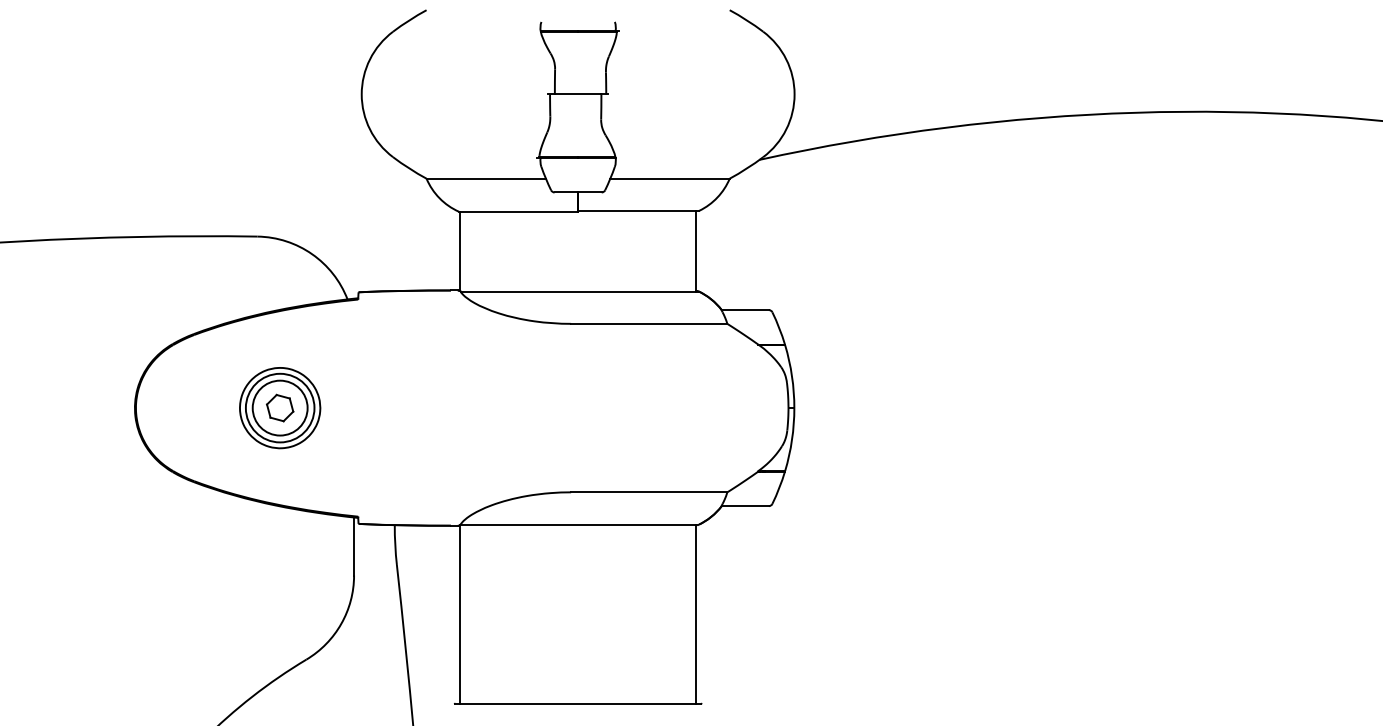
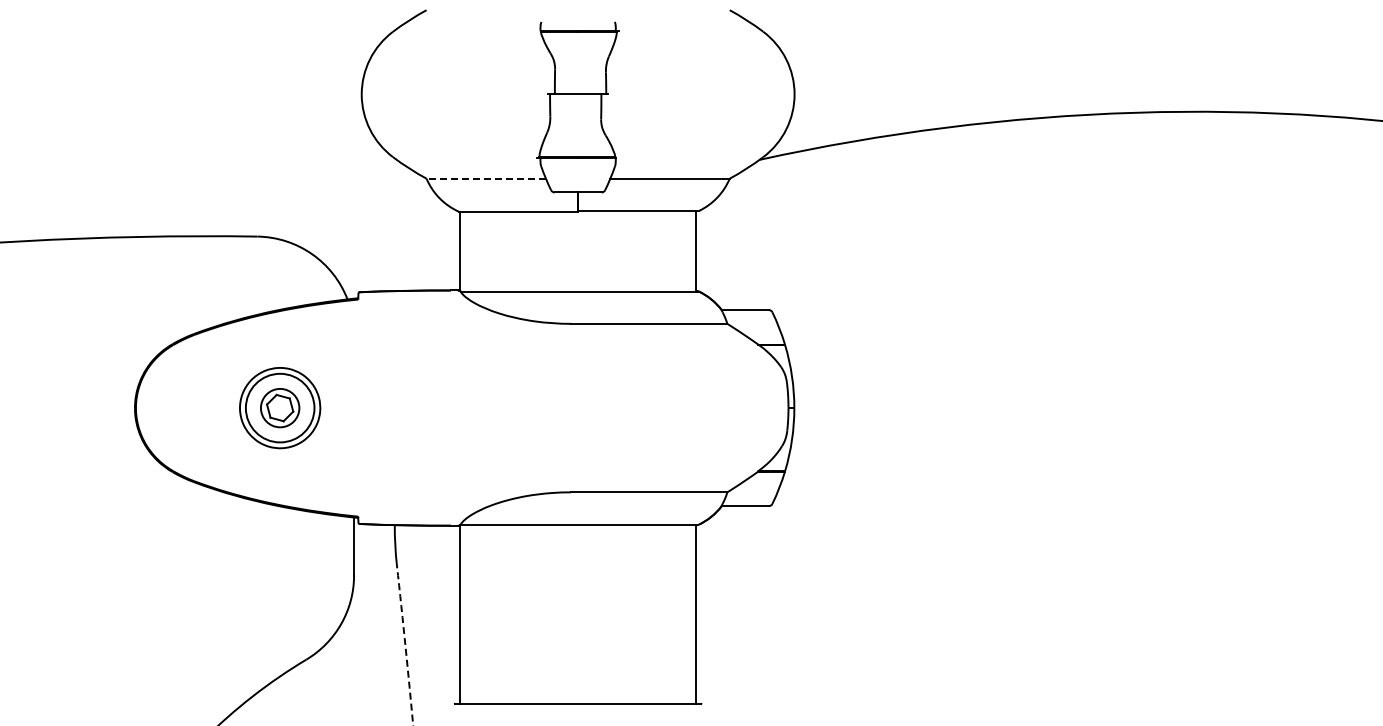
line: solid -> dashed (486, 178)
circle diameter: 55 px -> 38 px (279, 407)
arc: solid -> dashed (405, 645)
